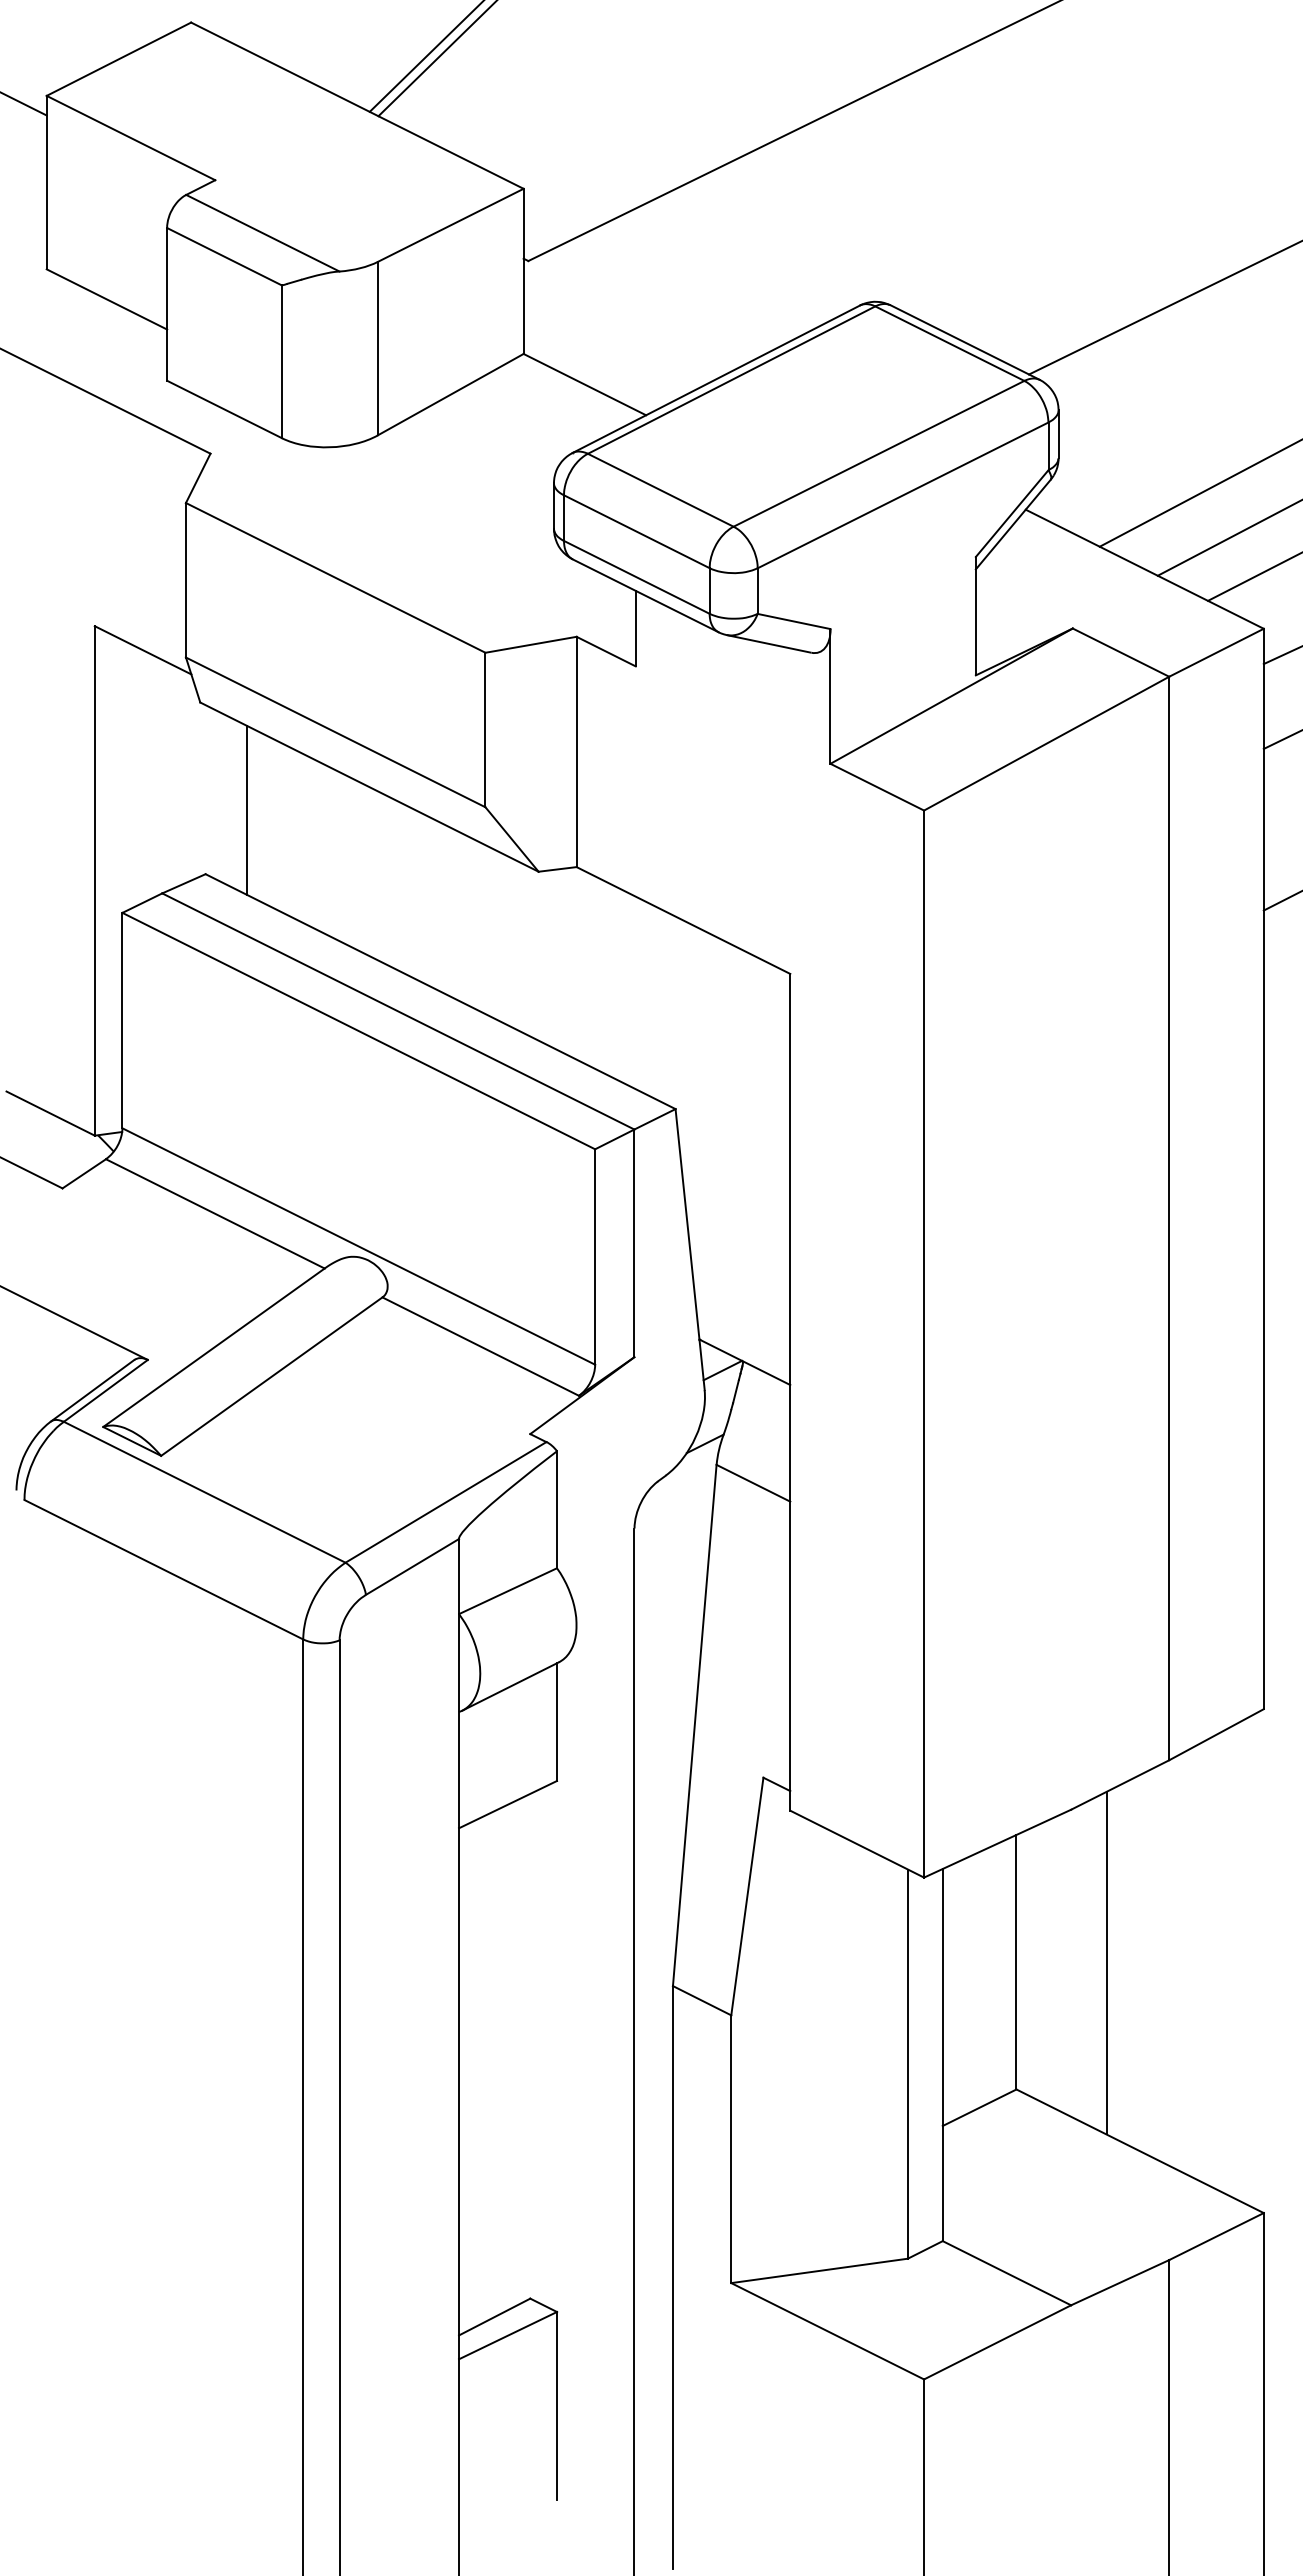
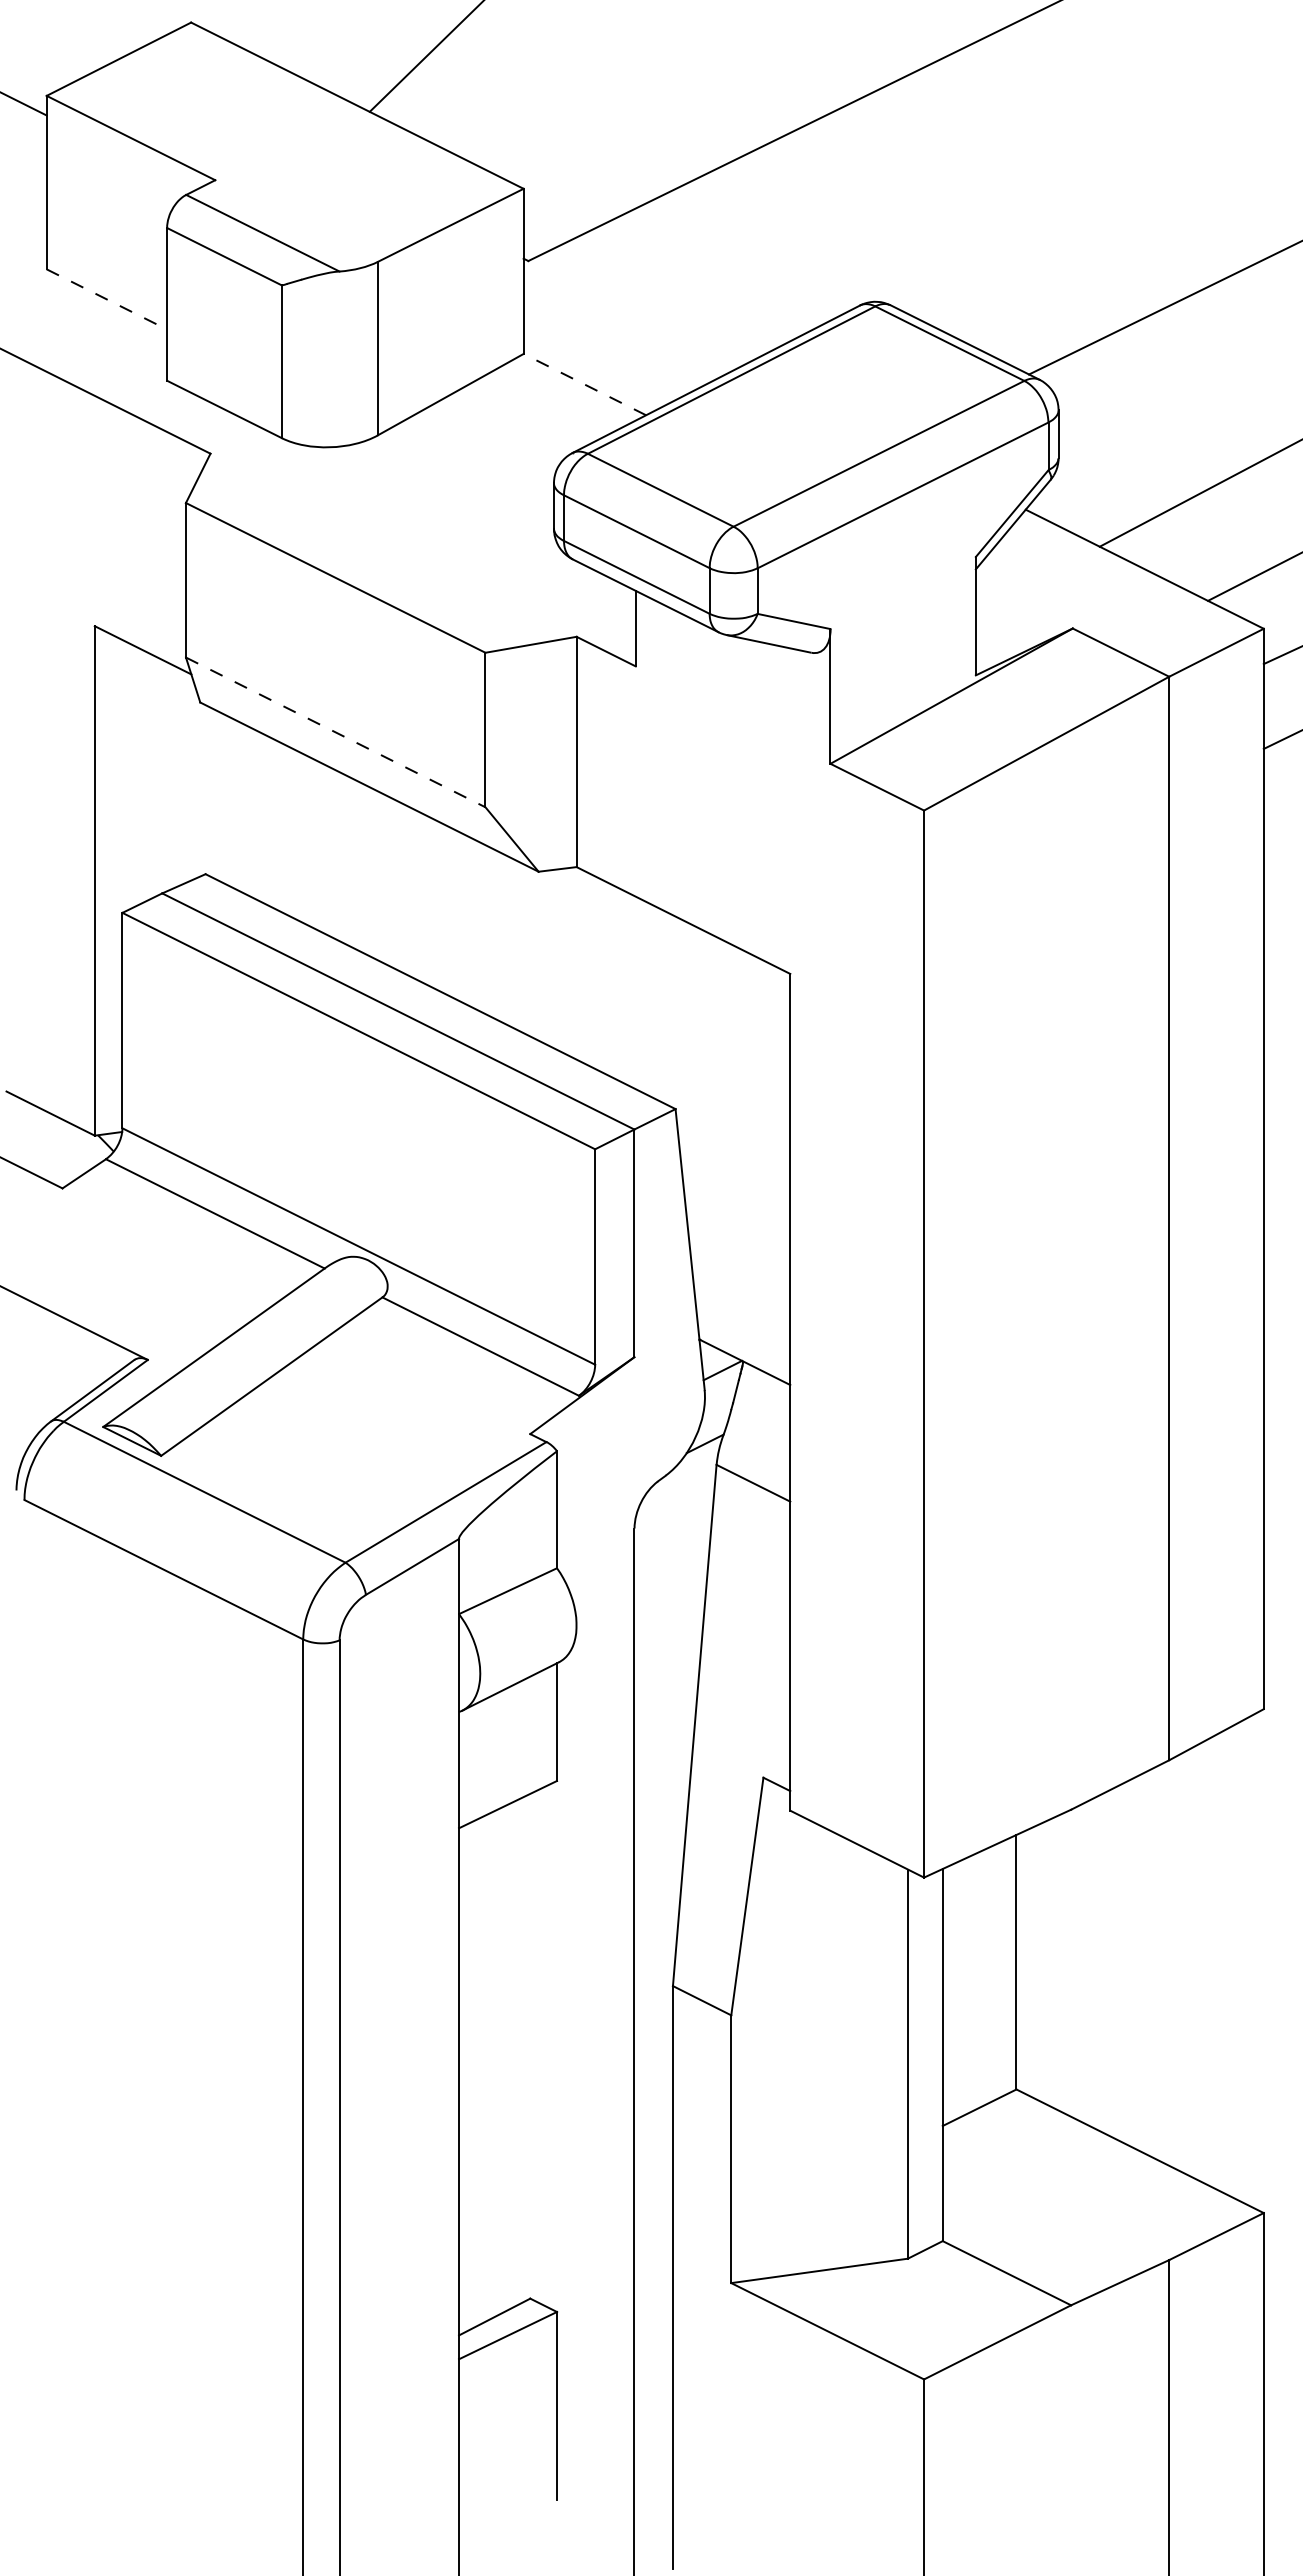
line: present -> none (436, 59)
line: solid -> dashed (107, 299)
line: solid -> dashed (584, 384)
line: present -> none (1228, 538)
line: solid -> dashed (336, 732)
line: present -> none (246, 809)
line: present -> none (1281, 901)
line: present -> none (1106, 1962)
